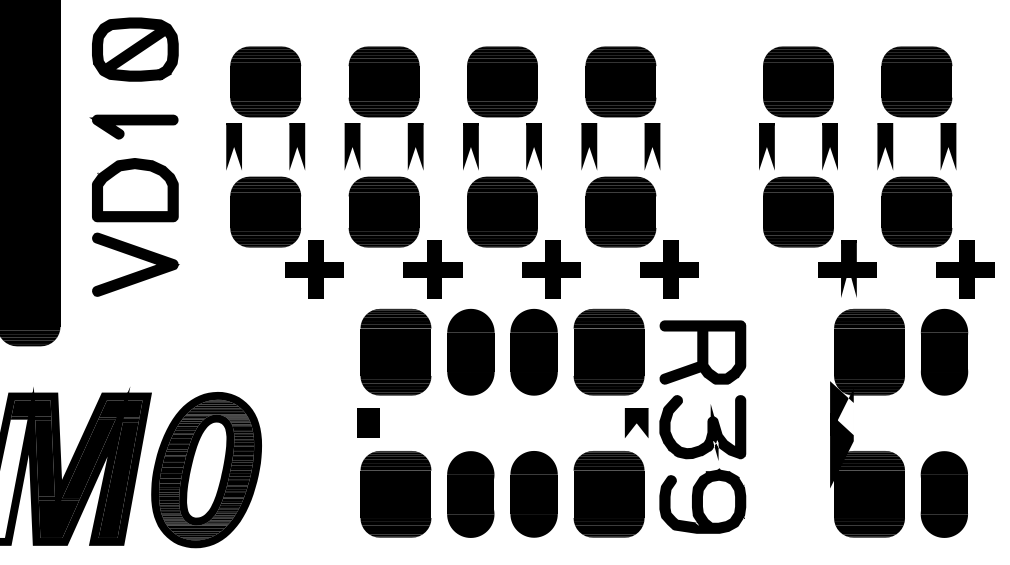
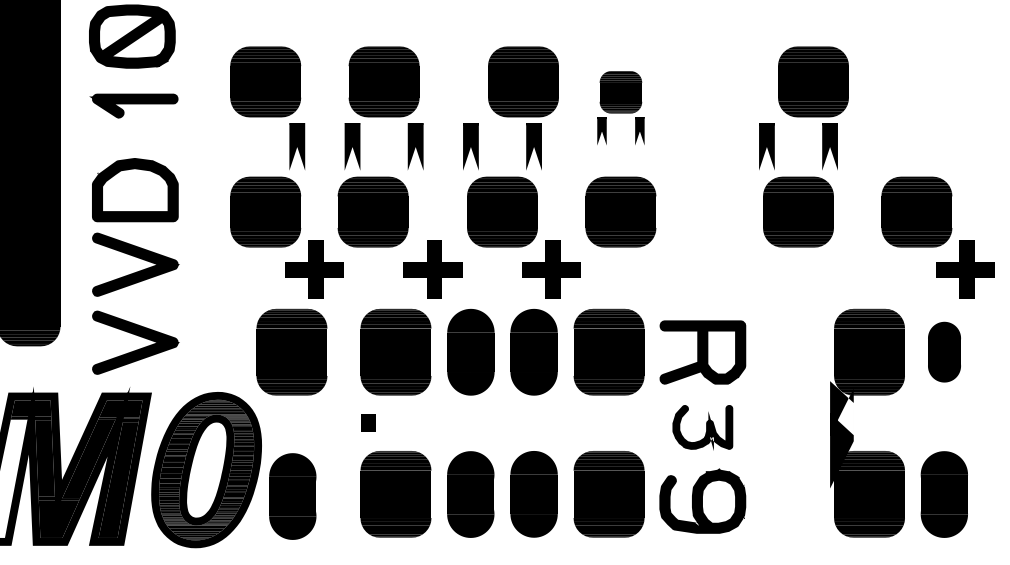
part position: (135, 49) -> (132, 36) (132, 36)
part position: (502, 81) -> (523, 81) (523, 81)
part position: (798, 81) -> (813, 81) (813, 81)
part size: 80x124 px -> 48x74 px (620, 107)
part: present -> none (916, 107)
part position: (133, 126) -> (133, 105) (133, 105)
part: present -> none (233, 146)
part position: (383, 211) -> (372, 211) (372, 211)
part: present -> none (847, 268)
part: present -> none (669, 269)
part: none -> present (138, 336)
part: none -> present (291, 351)
part size: 49x88 px -> 33x62 px (944, 351)
part size: 23x30 px -> 15x18 px (368, 422)
part: present -> none (636, 422)
part size: 88x66 px -> 62x46 px (702, 427)
part: none -> present (292, 496)
